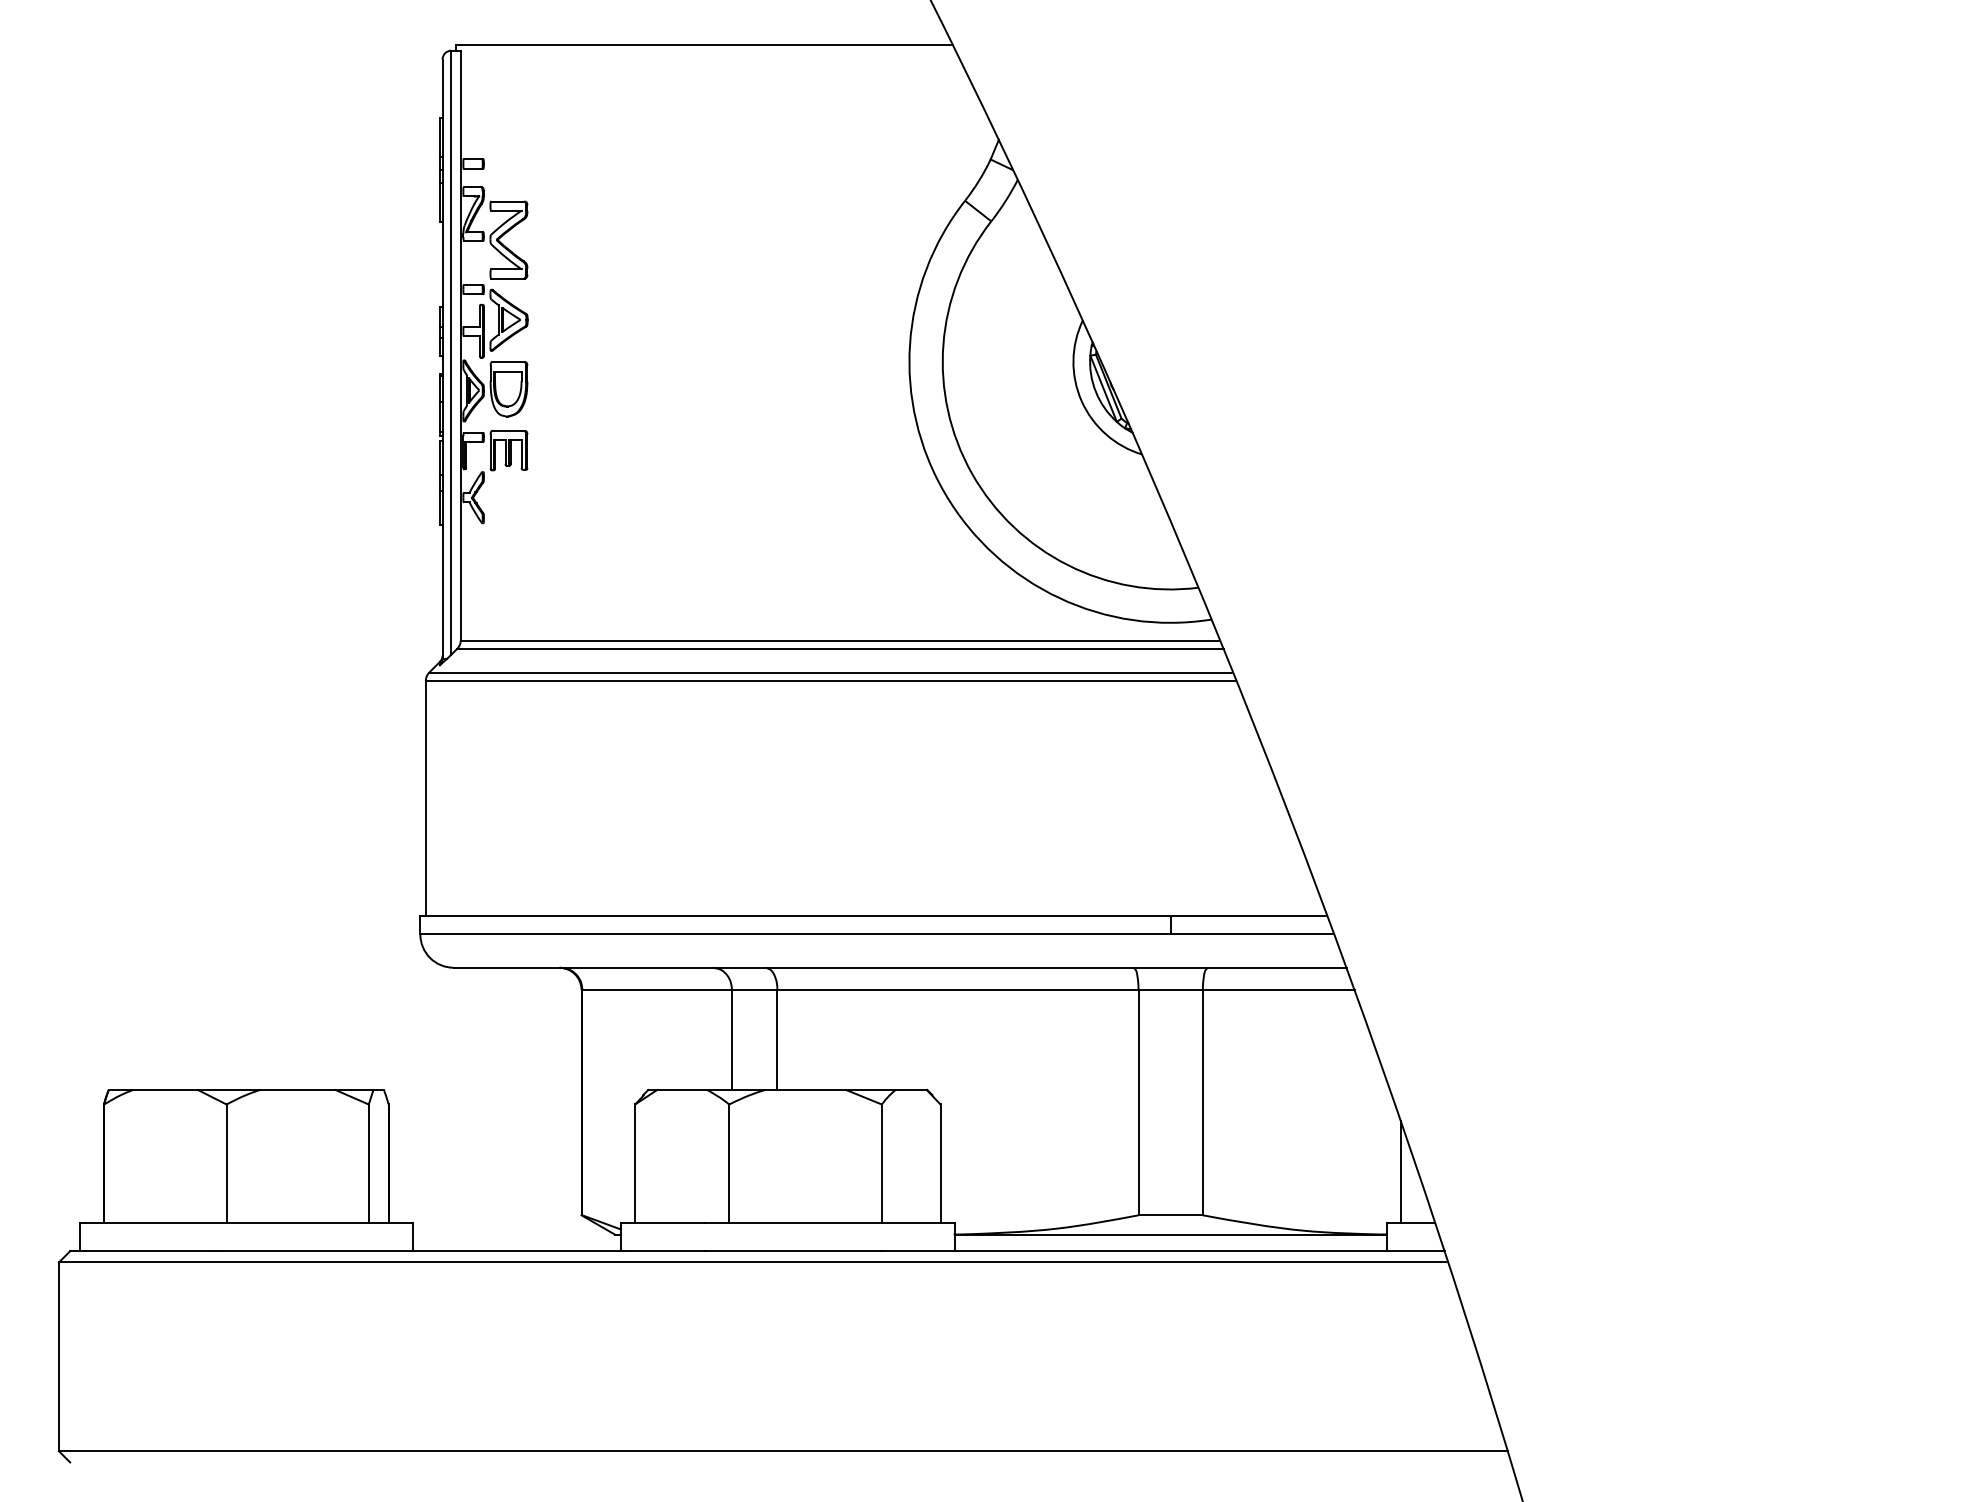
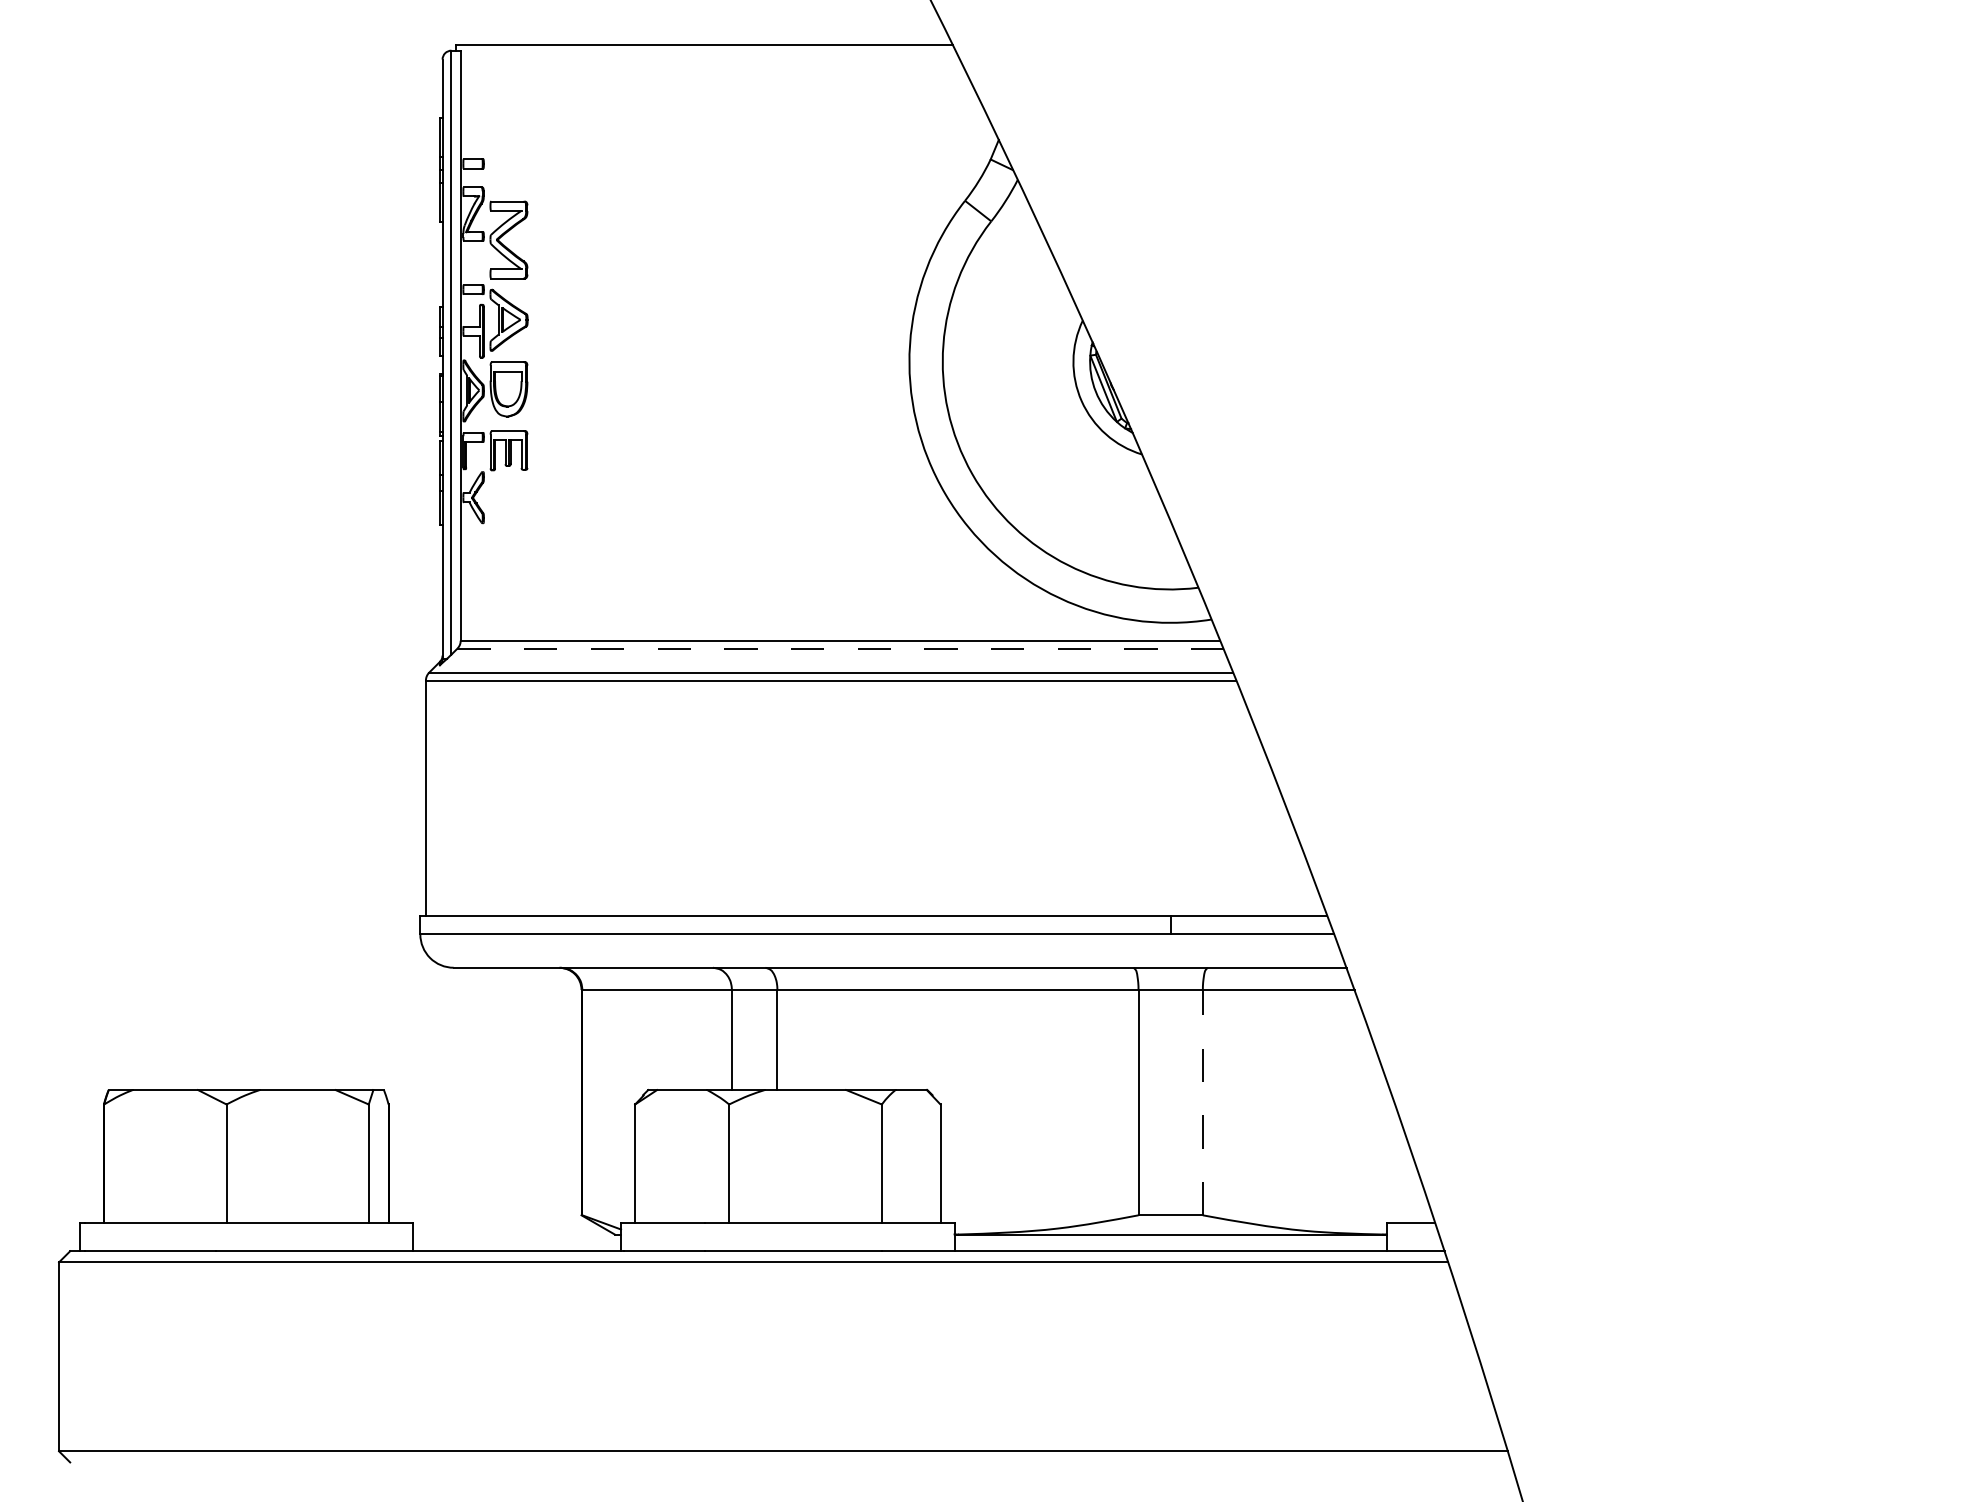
line: solid -> dashed (840, 648)
line: solid -> dashed (1202, 1102)
line: present -> none (1400, 1172)
